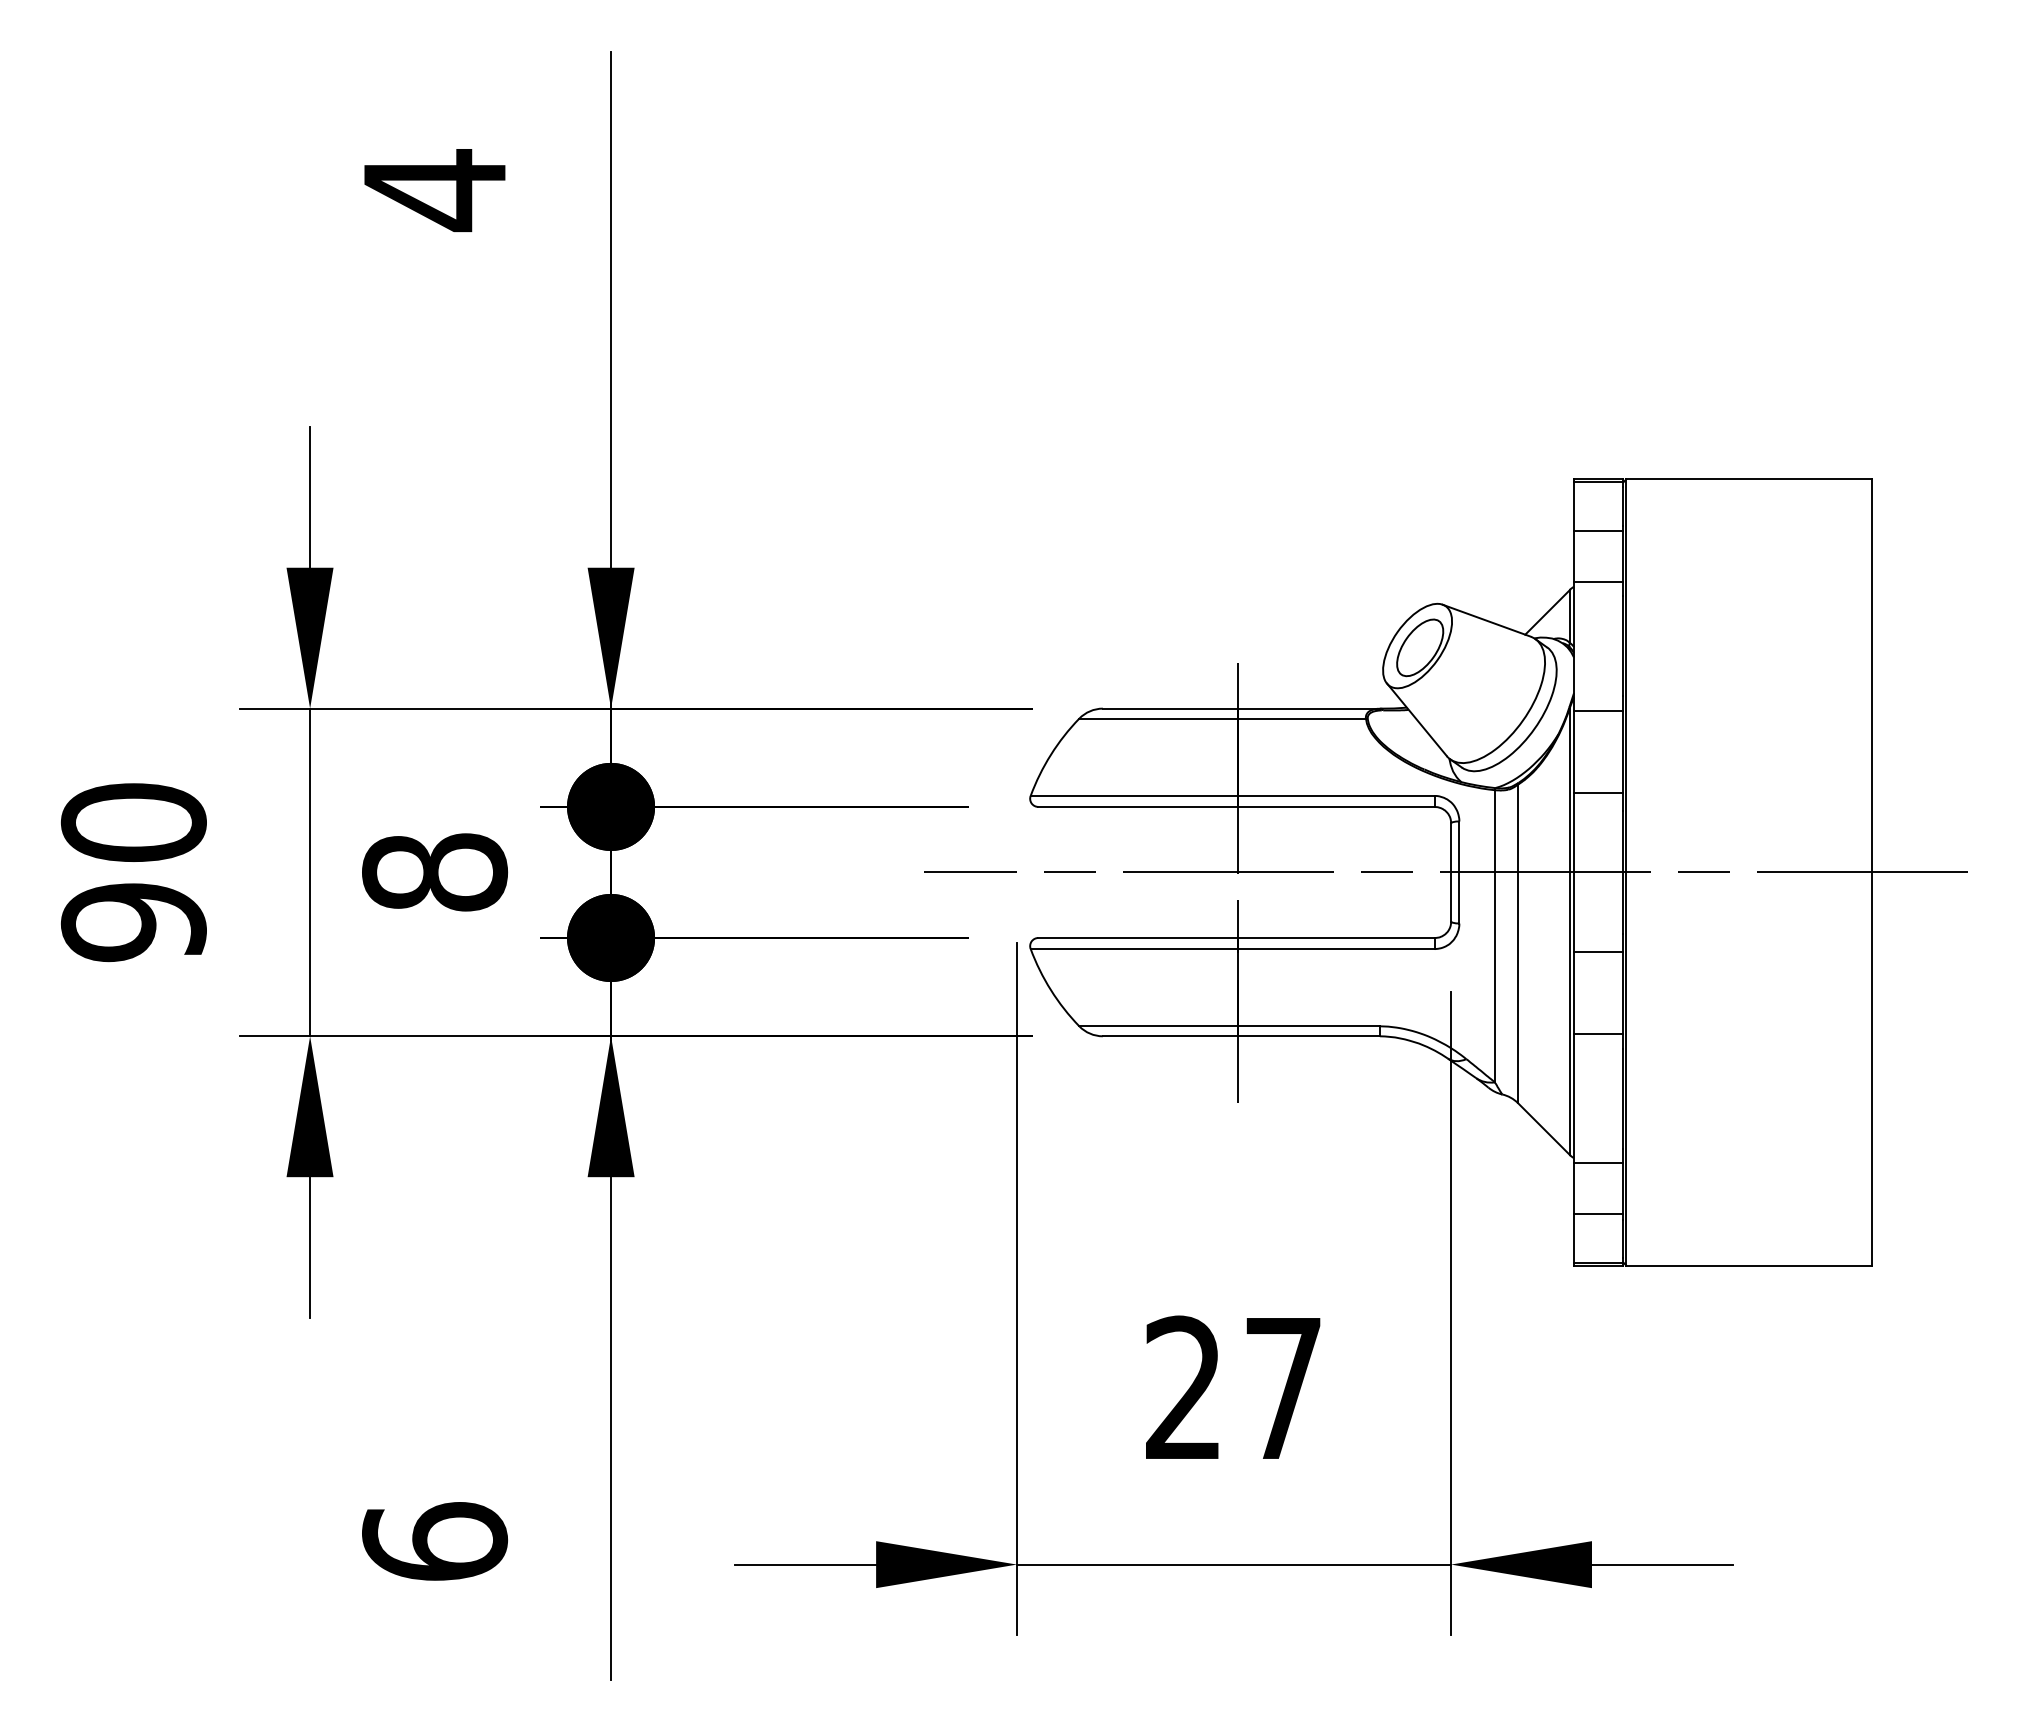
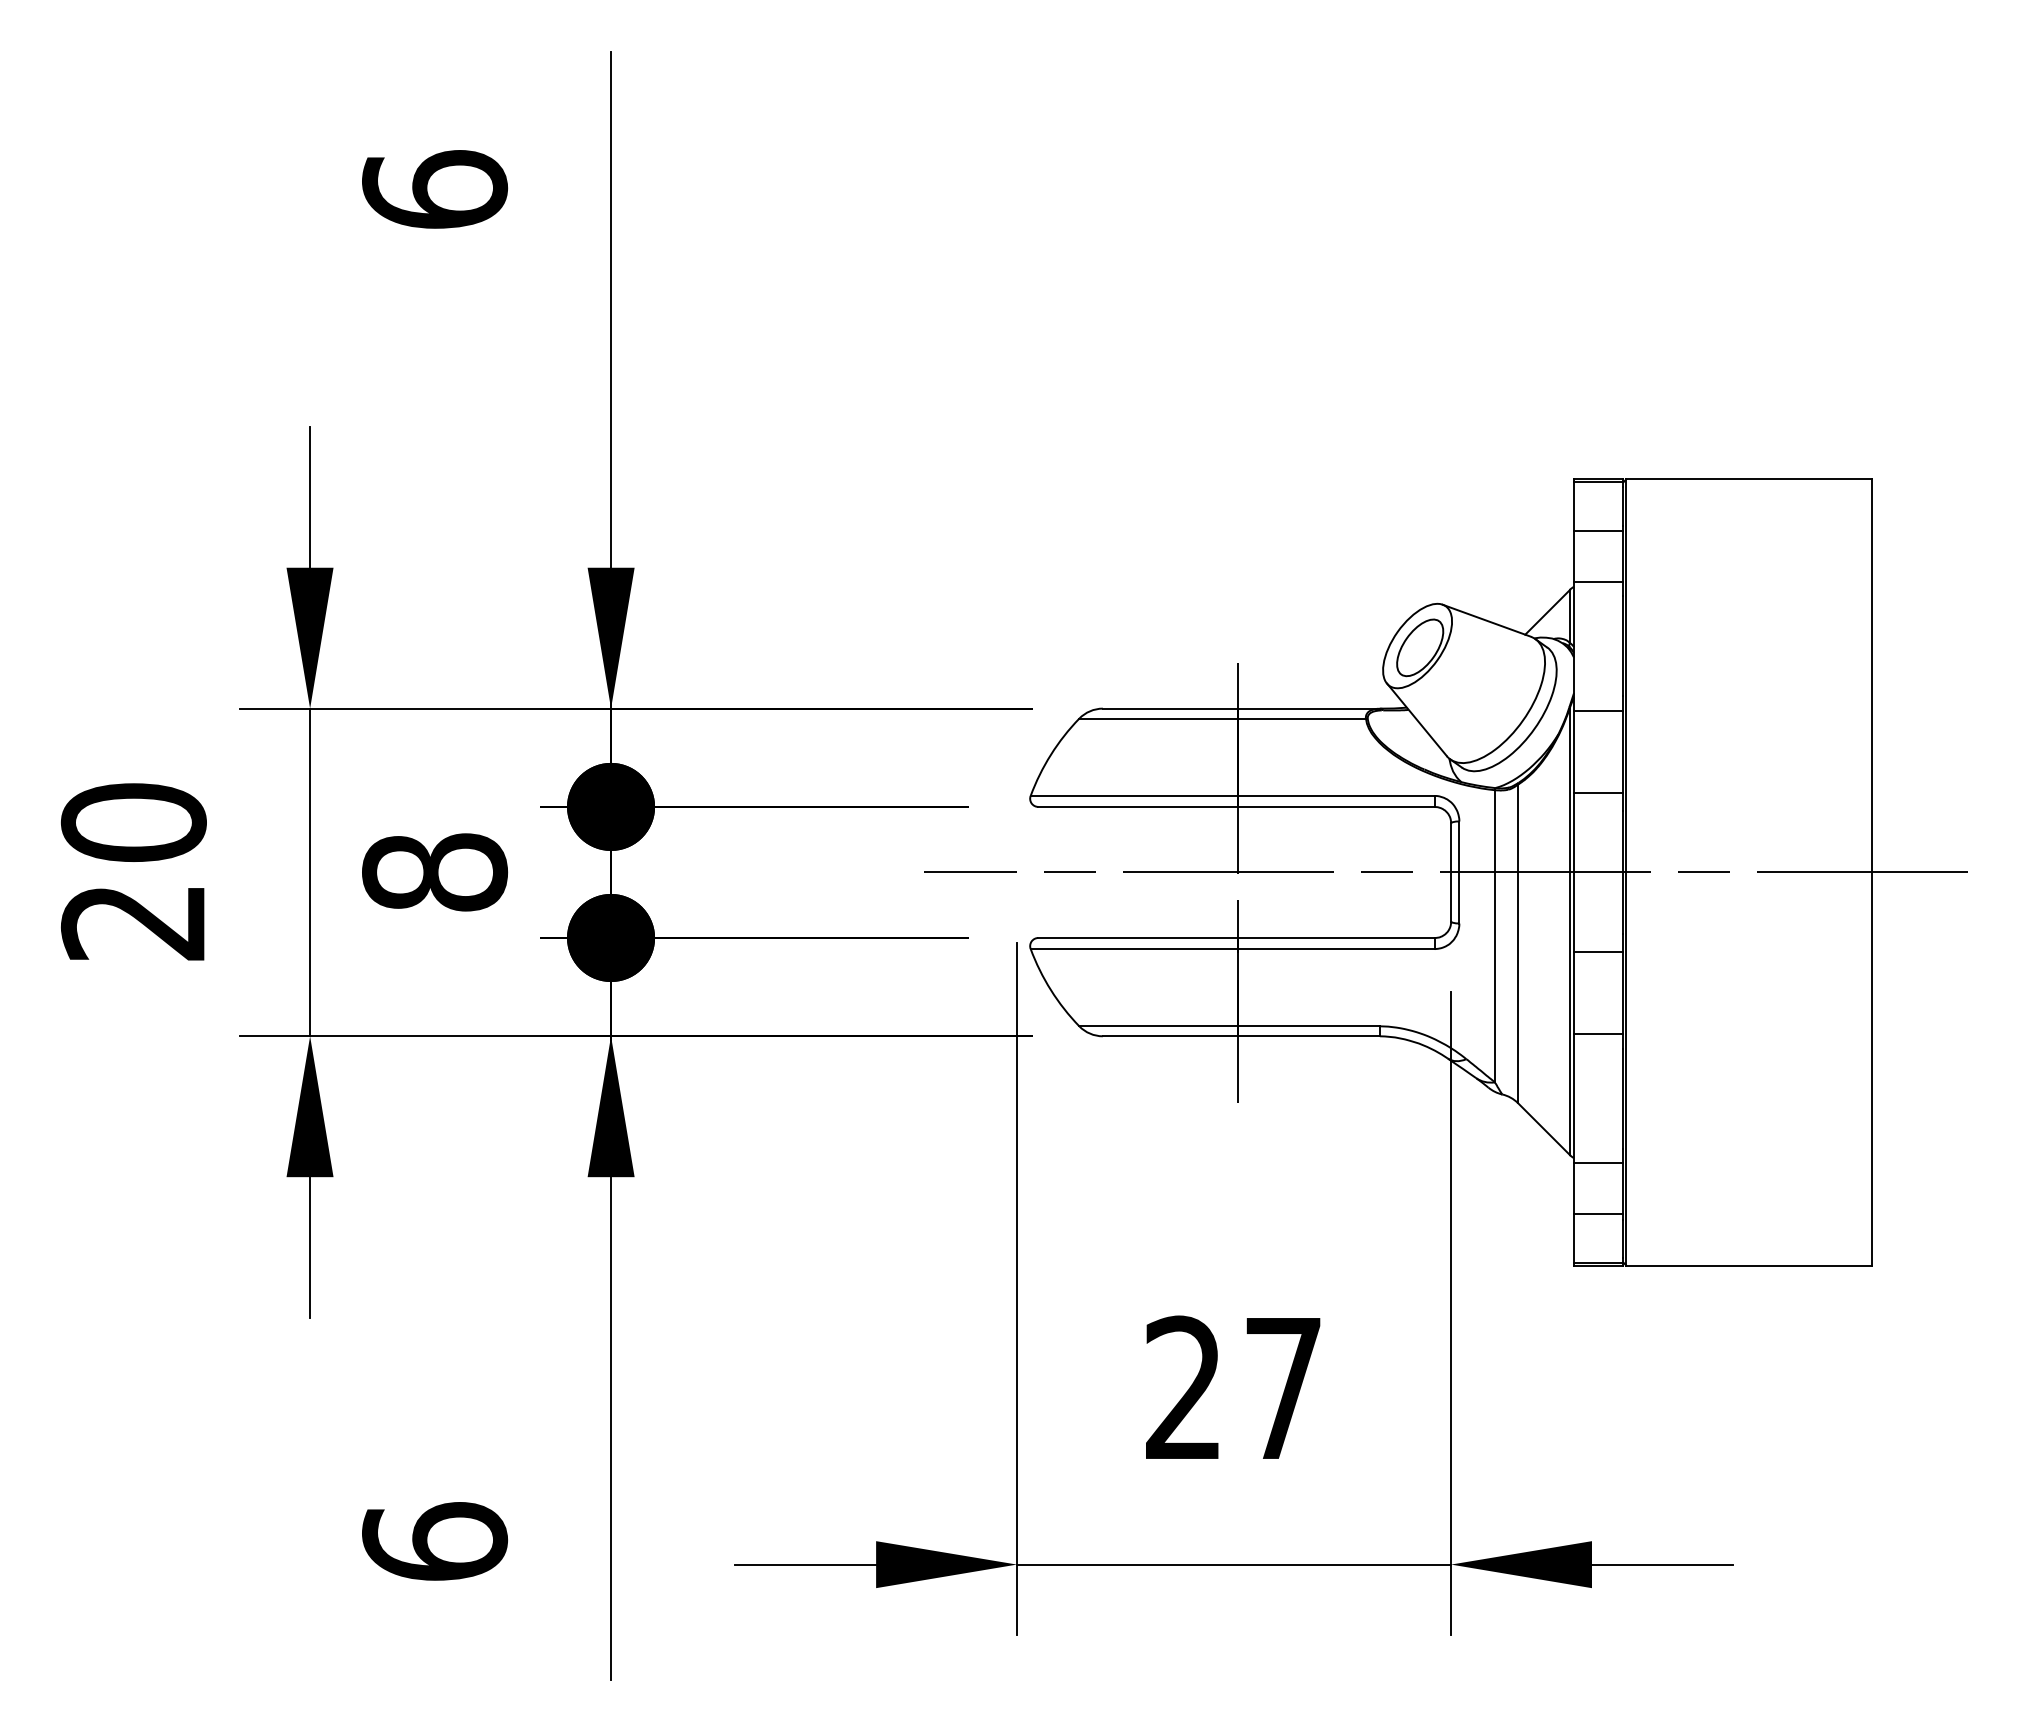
text: 4 -> 6 (435, 190)
text: 90 -> 20 (133, 922)
